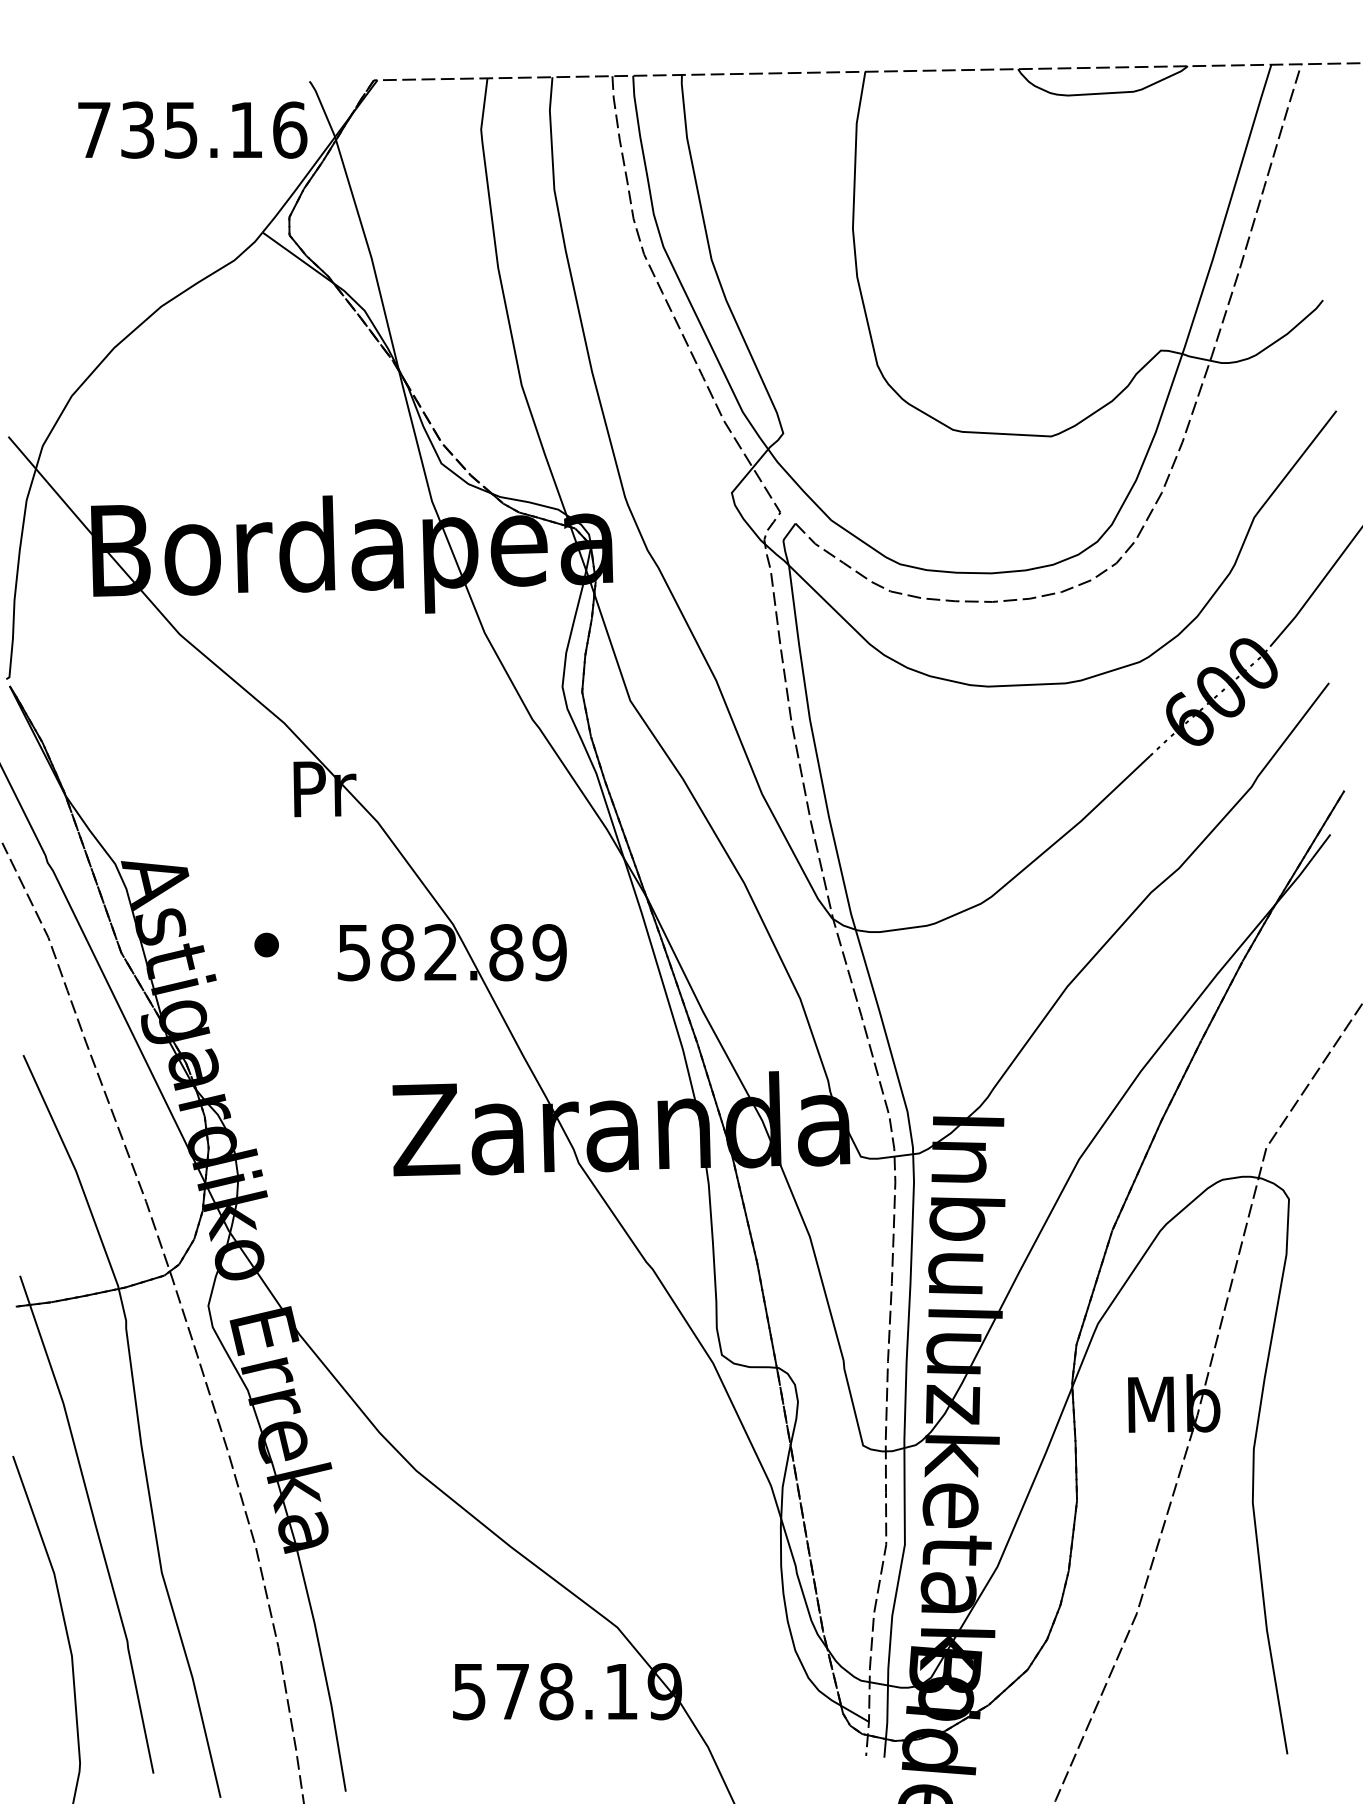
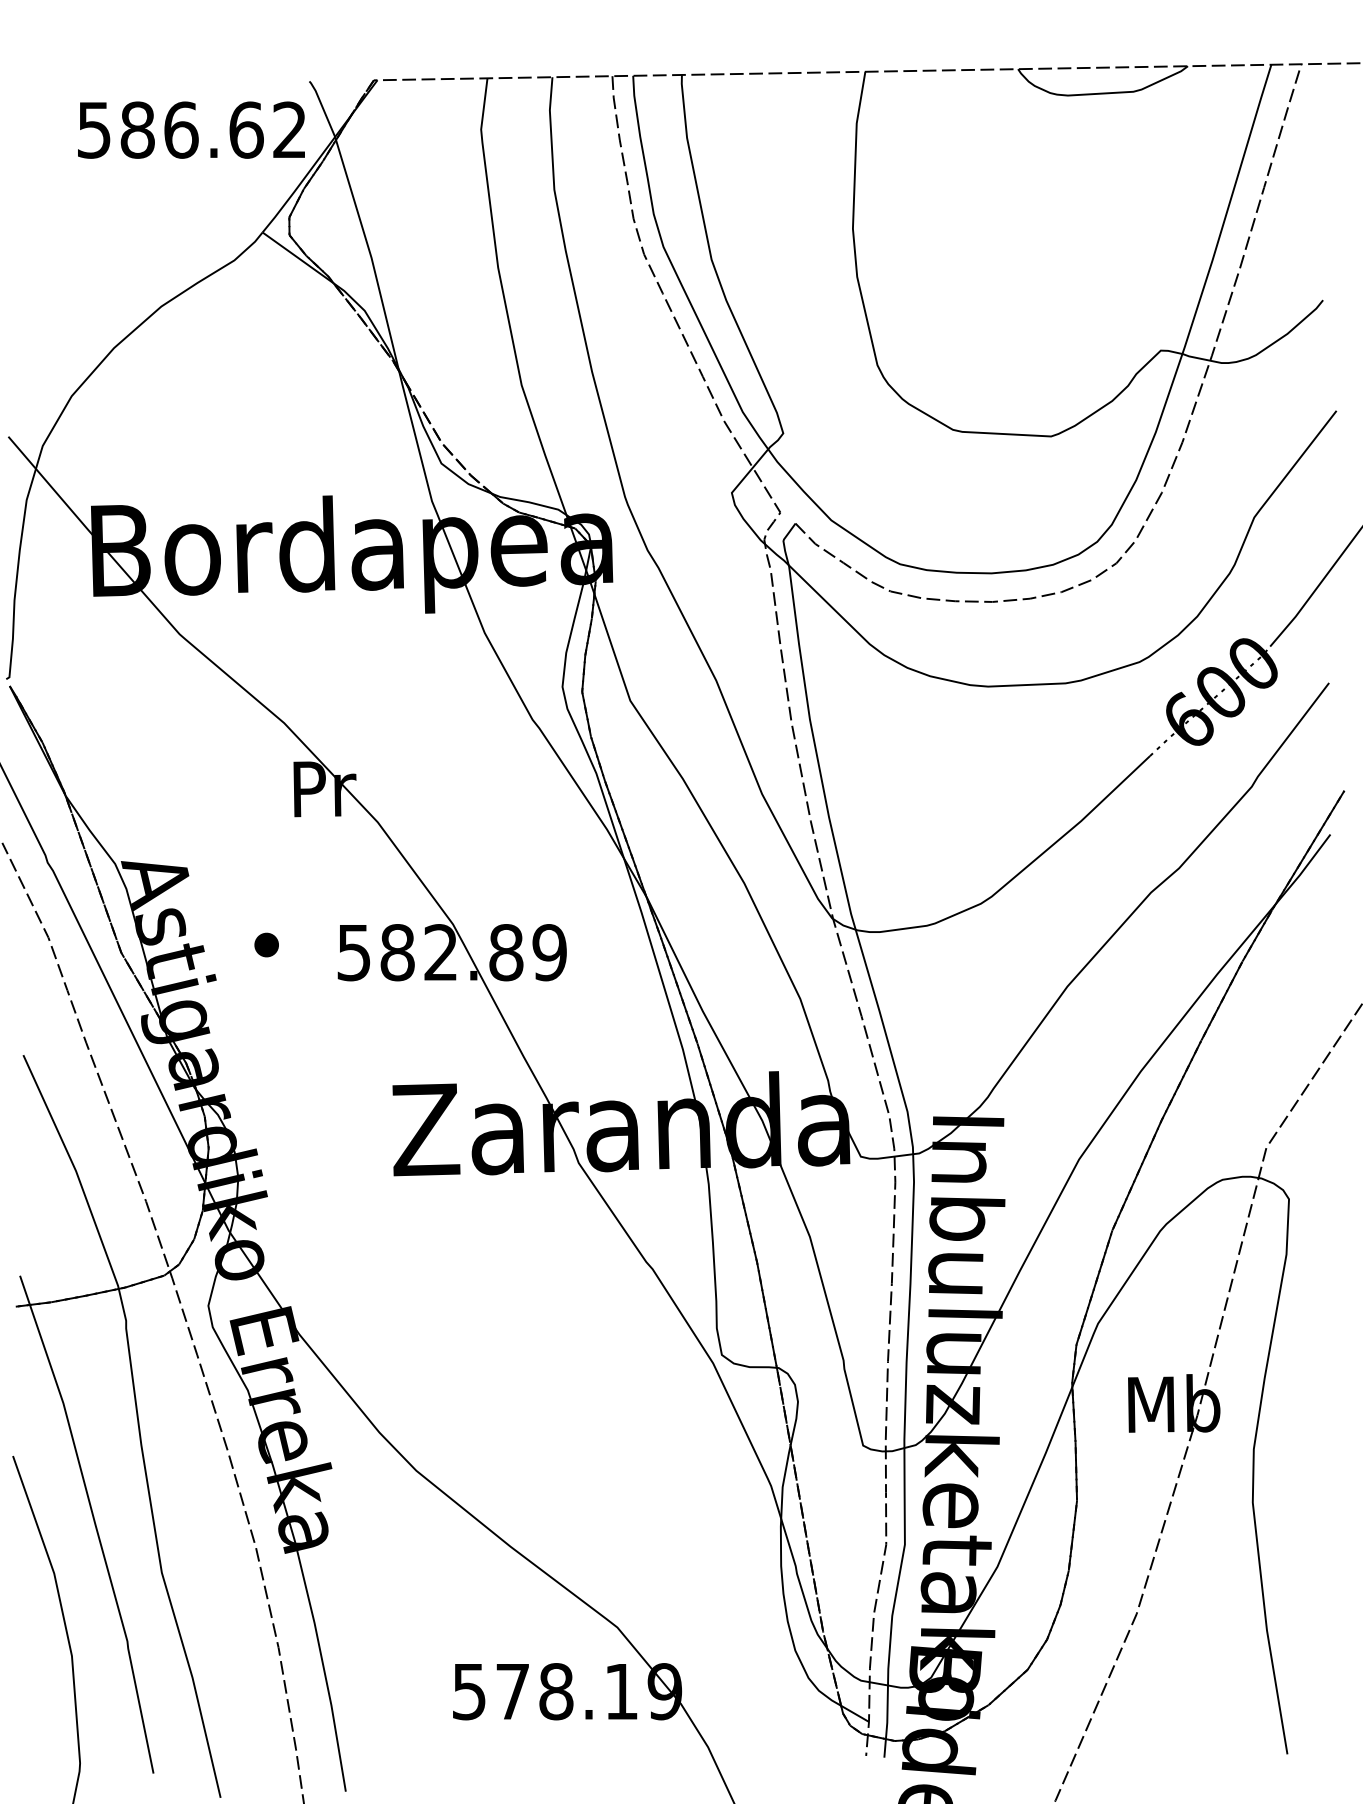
text: 735.16 -> 586.62 (192, 129)
